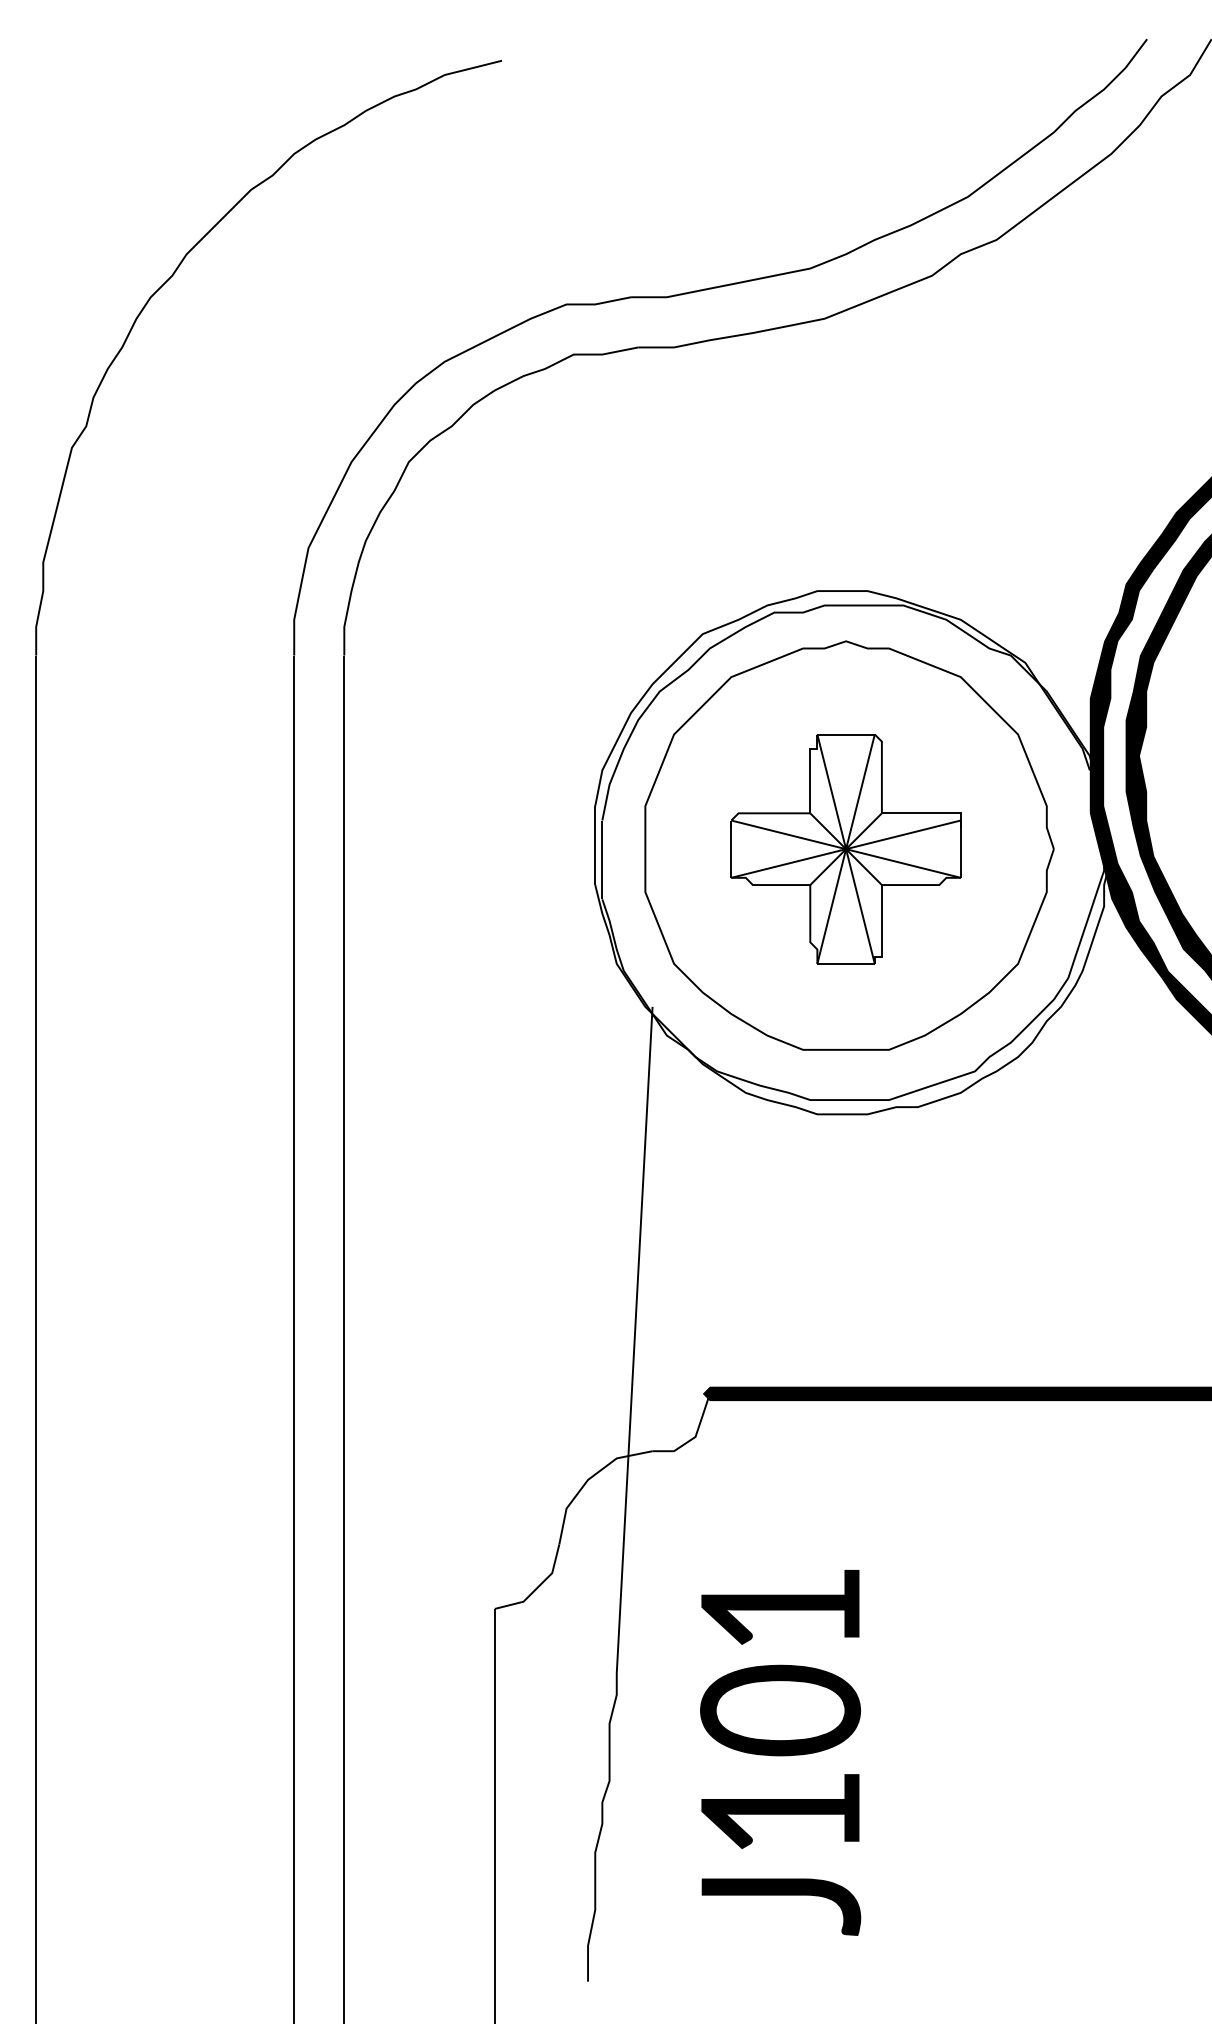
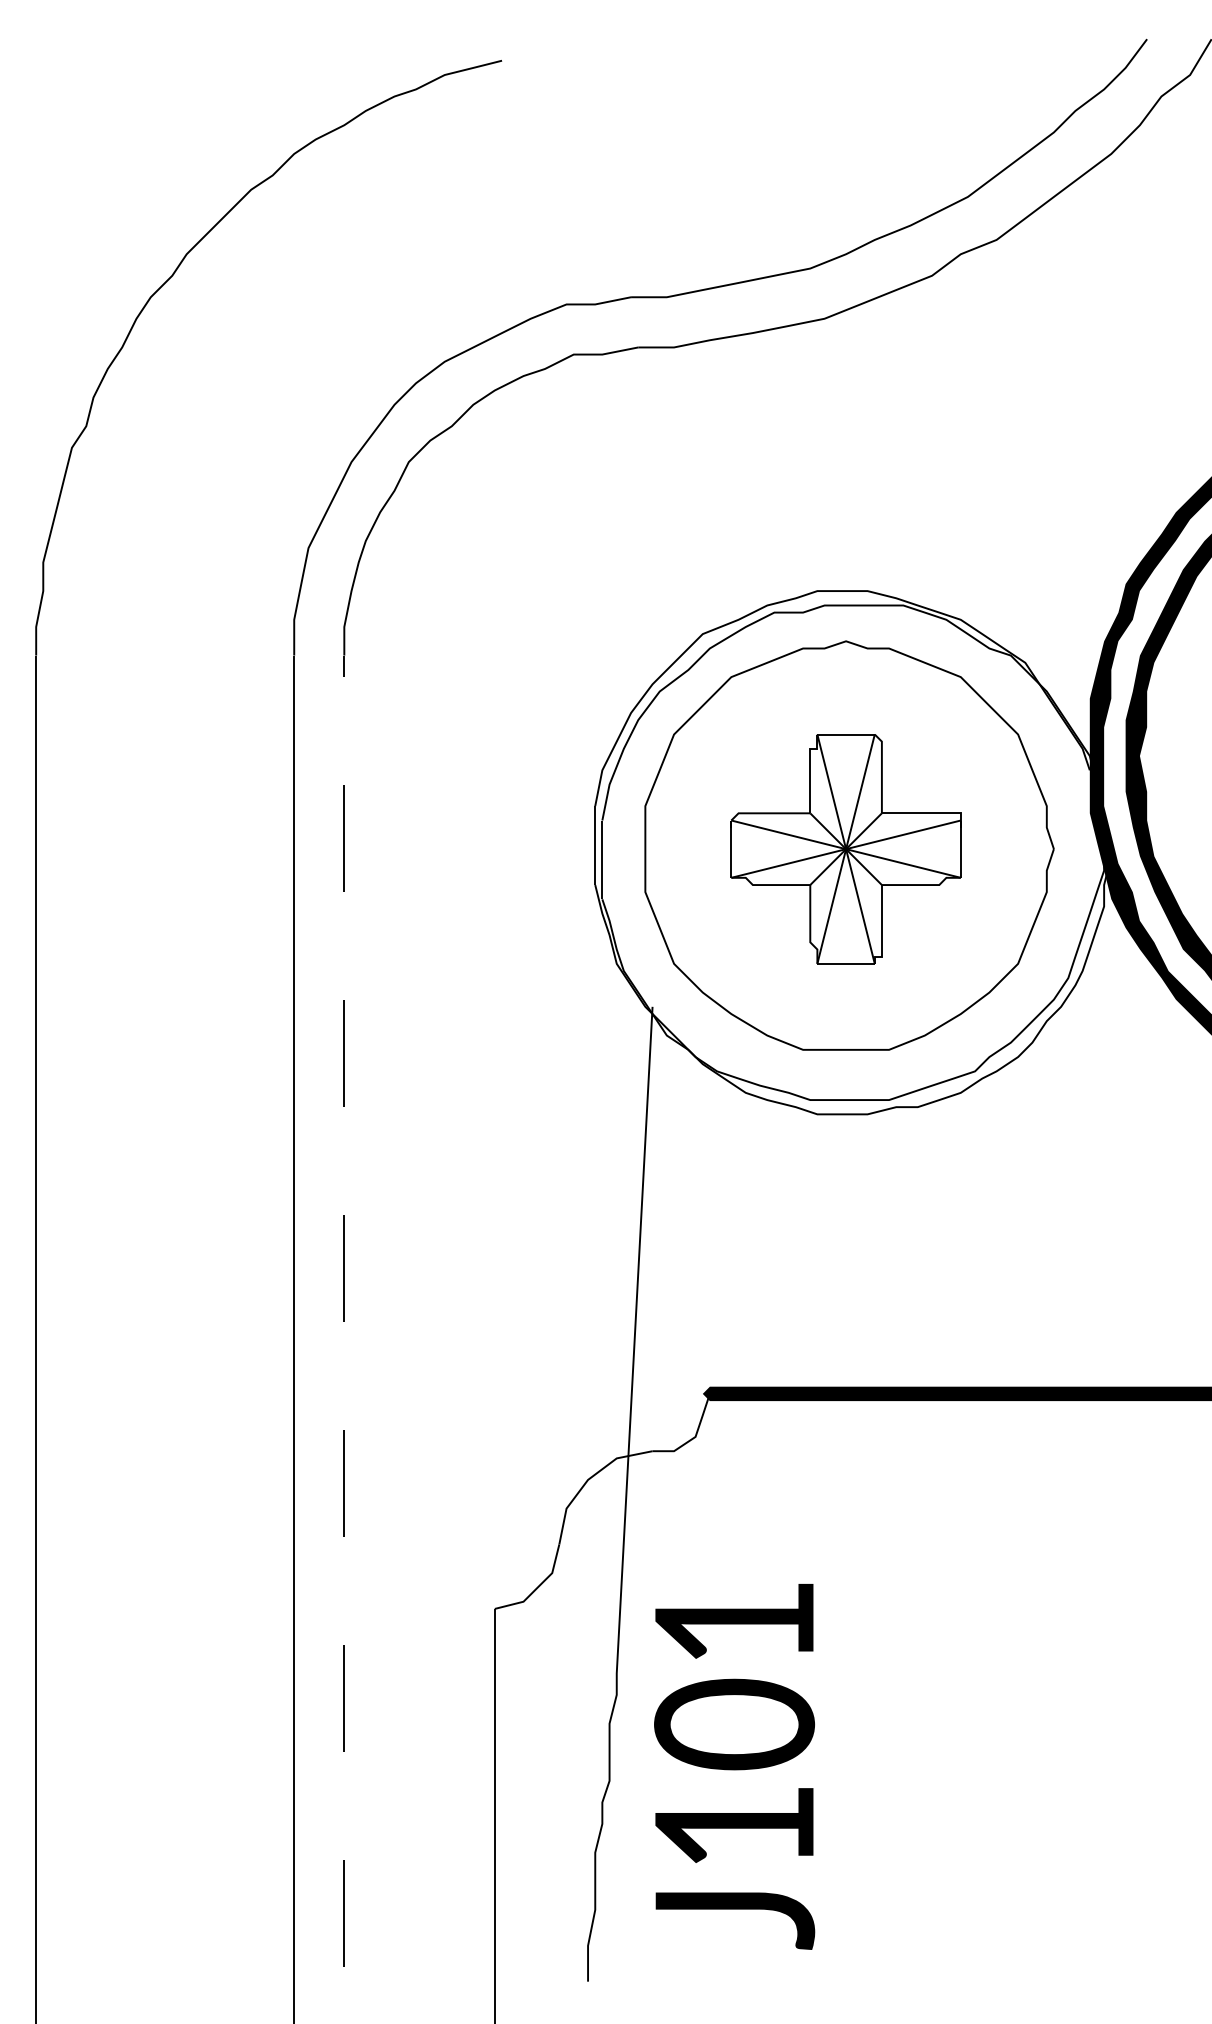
line: solid -> dashed (344, 1339)
text position: (780, 1752) -> (734, 1766) (734, 1766)
